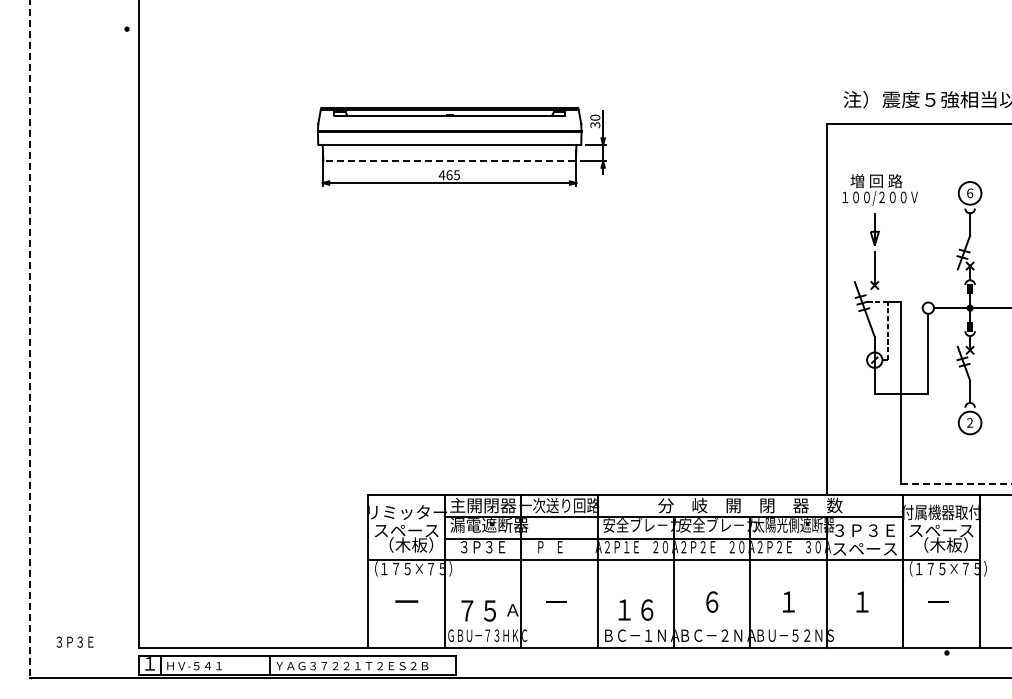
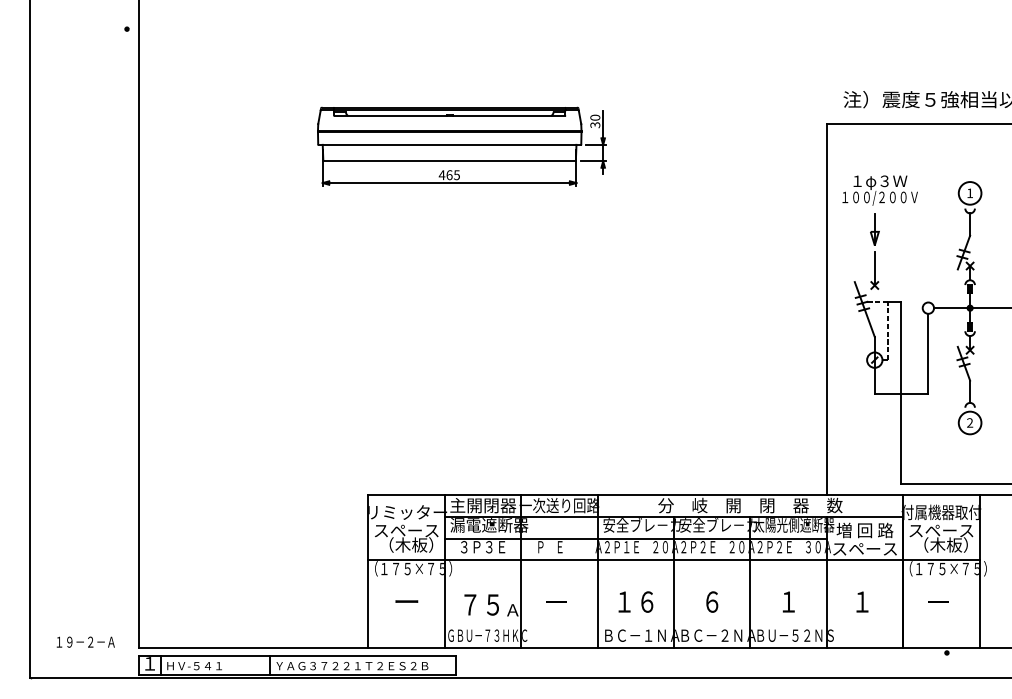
line: dashed -> solid (449, 161)
text: 増 回 路 -> １φ３Ｗ (878, 181)
text: 6 -> 1 (970, 193)
line: dashed -> solid (30, 339)
line: dashed -> solid (956, 483)
text: ３Ｐ３Ｅ -> 増 回 路 (864, 530)
text position: (635, 609) -> (635, 601) (635, 601)
text position: (478, 610) -> (481, 604) (481, 604)
text: ３Ｐ３Ｅ -> １９－２－Ａ (85, 641)
